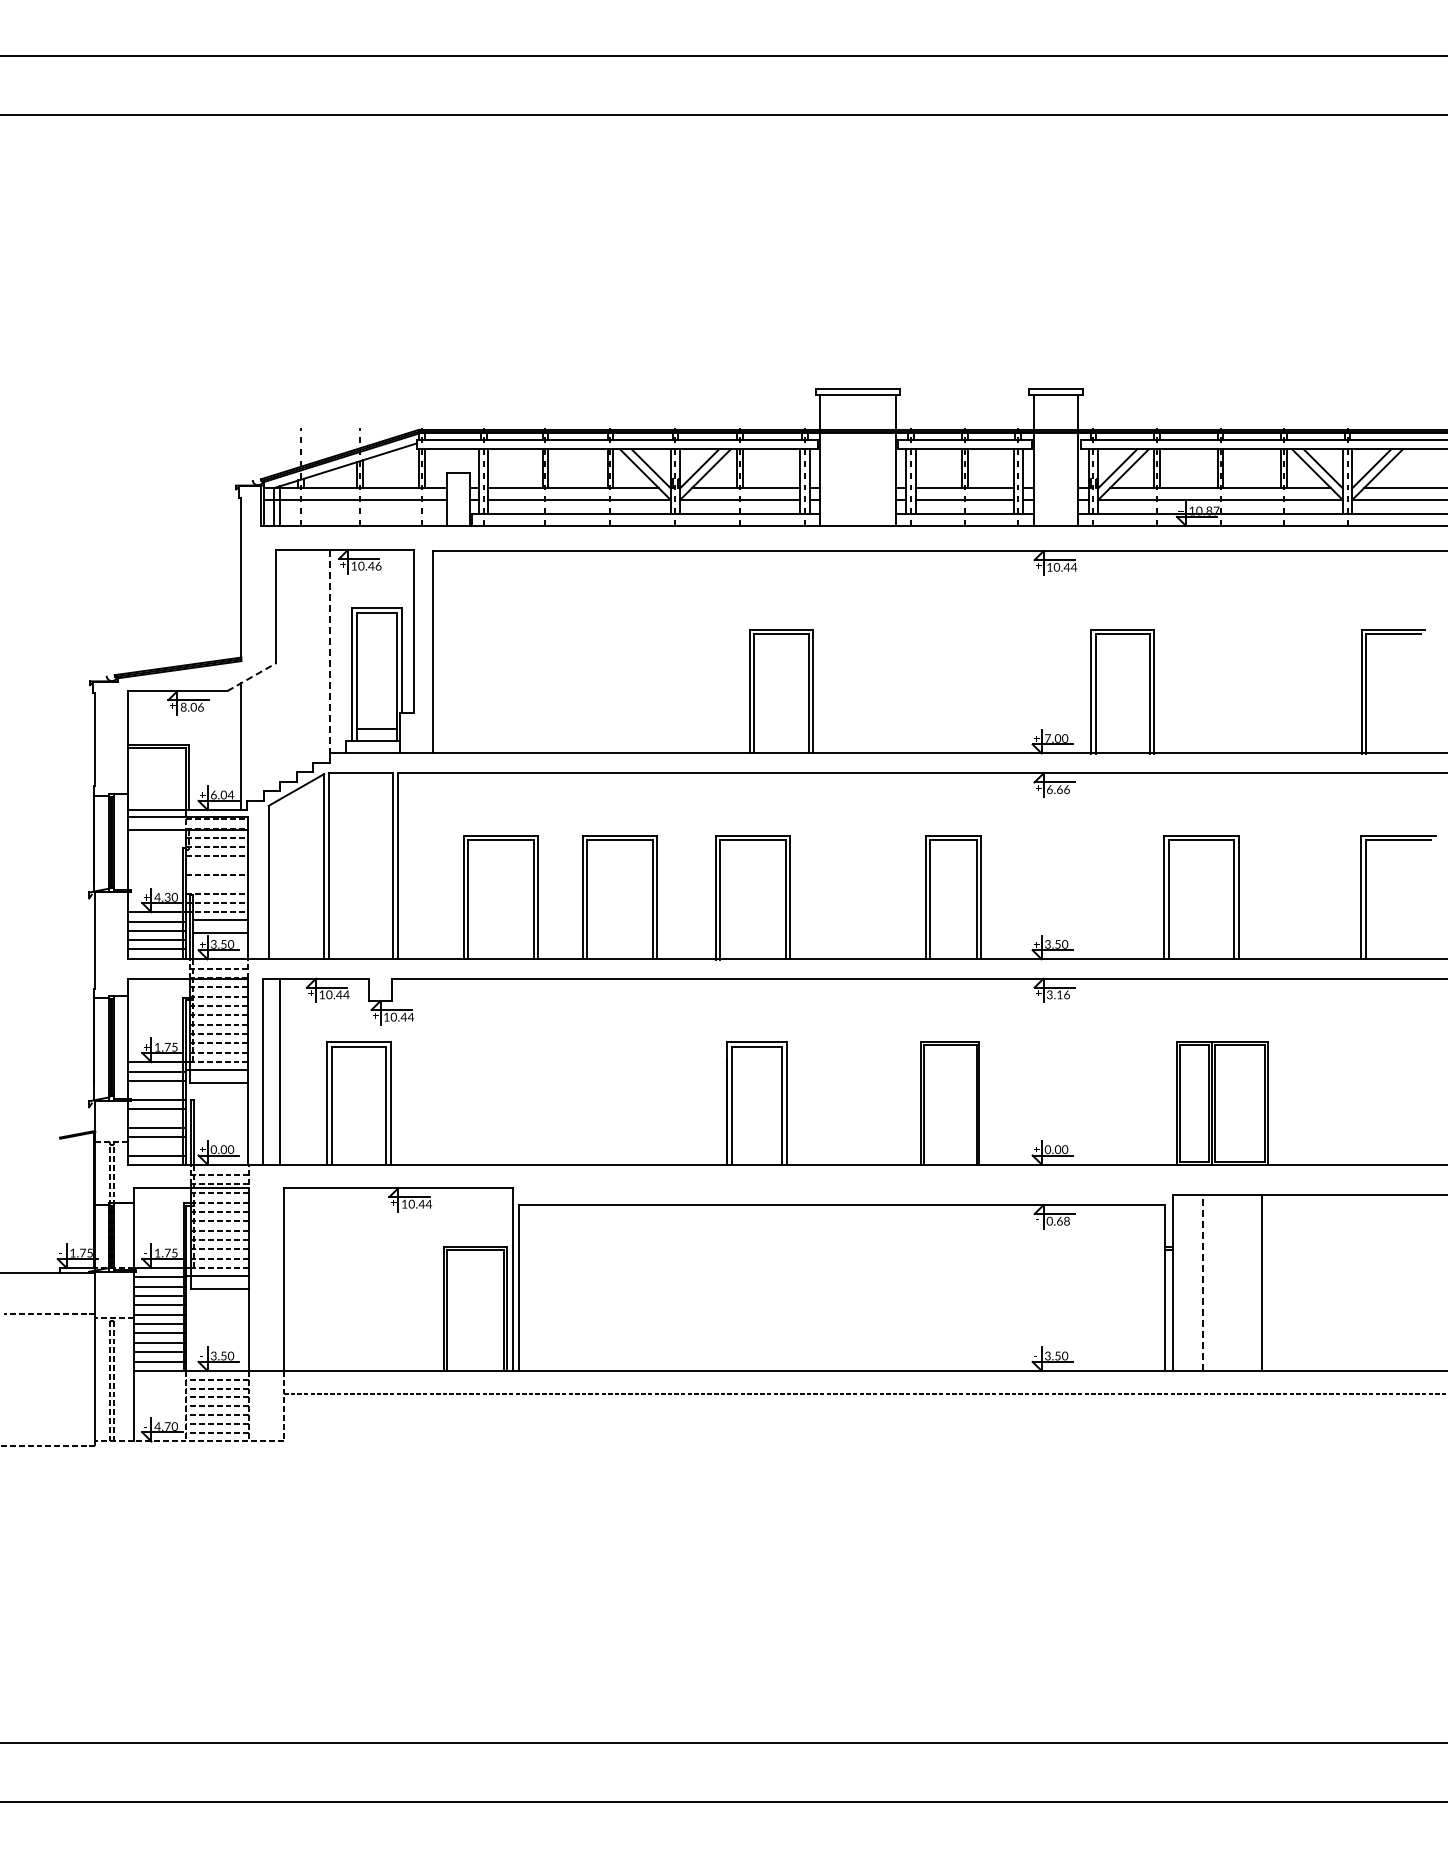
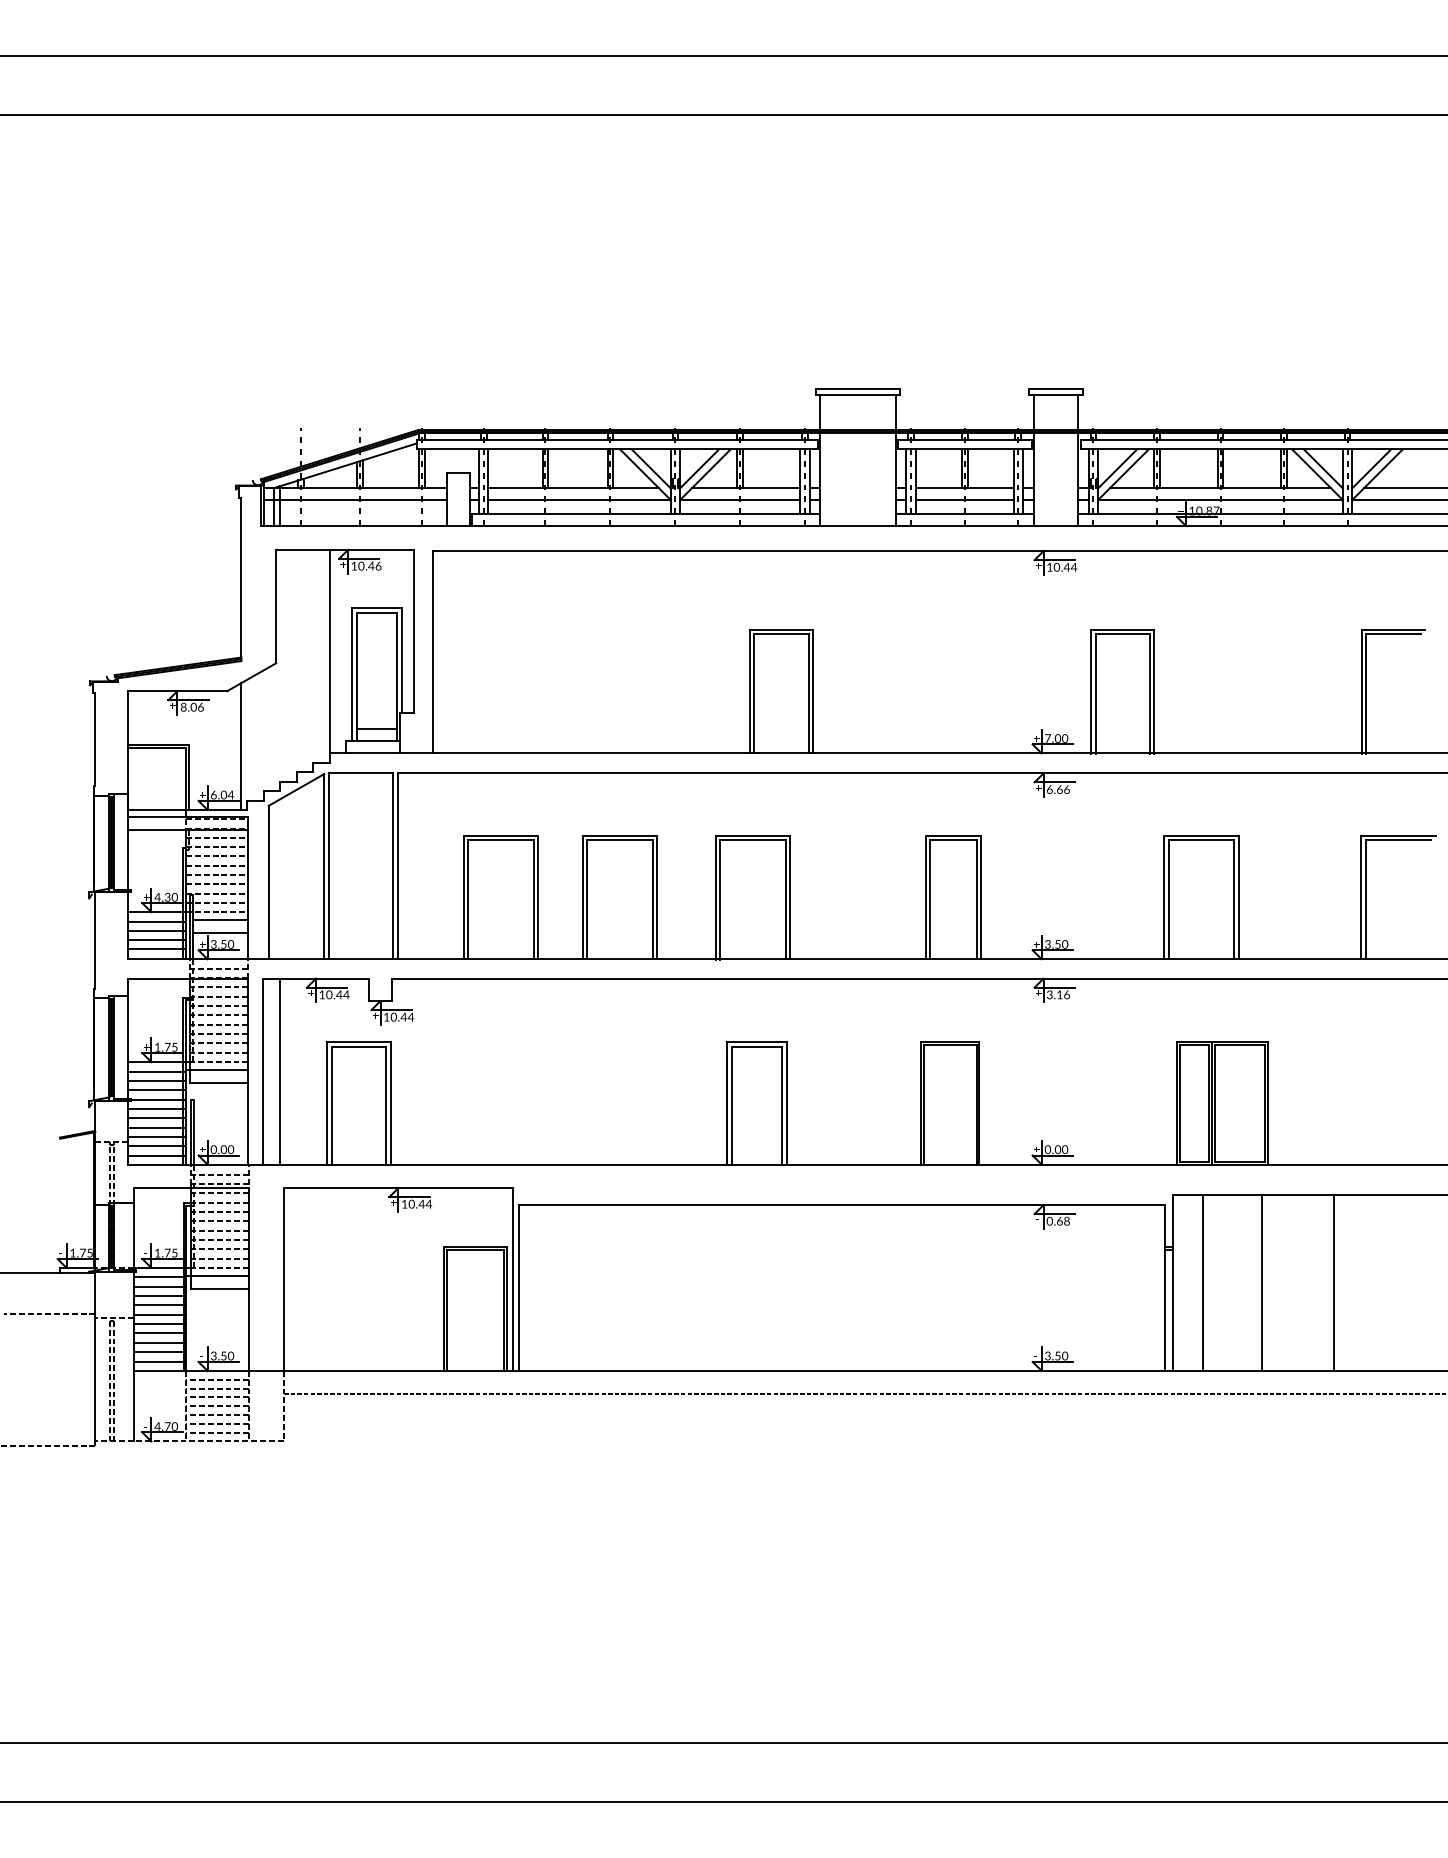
line: dashed -> solid (329, 651)
line: dashed -> solid (252, 676)
line: none -> present (217, 865)
line: none -> present (217, 884)
line: none -> present (156, 1090)
line: none -> present (156, 1118)
line: none -> present (156, 1146)
line: dashed -> solid (1203, 1282)
line: none -> present (1334, 1282)
